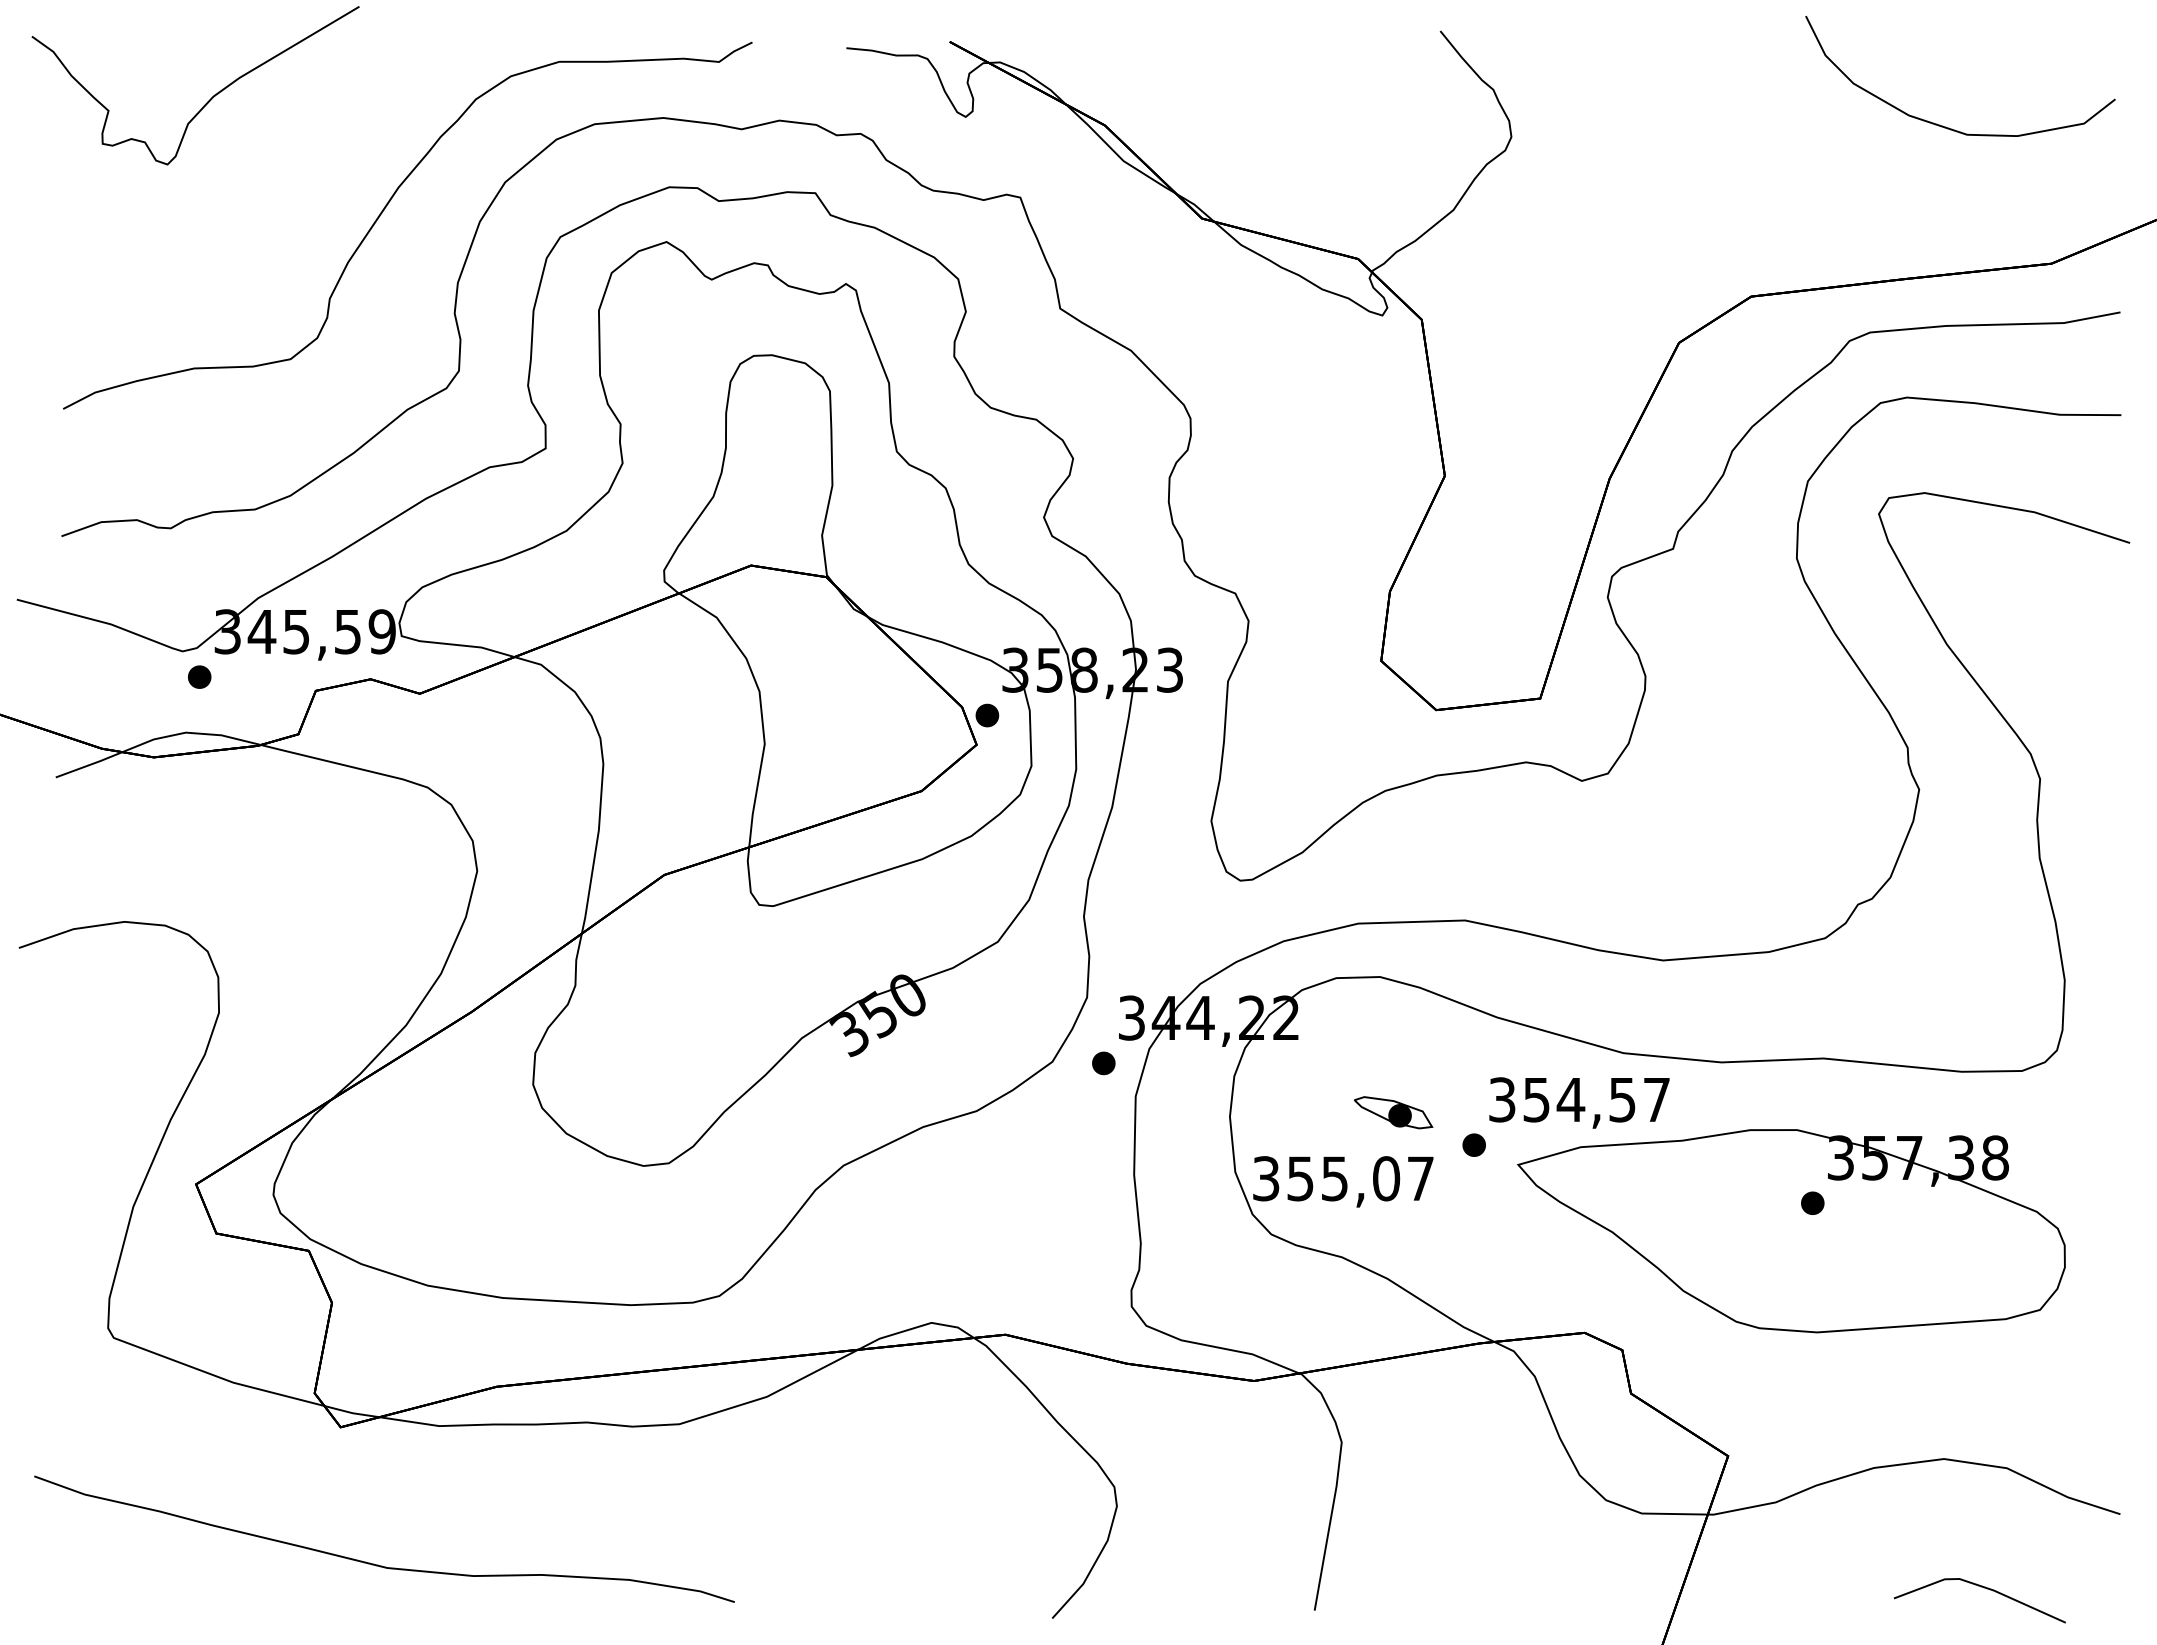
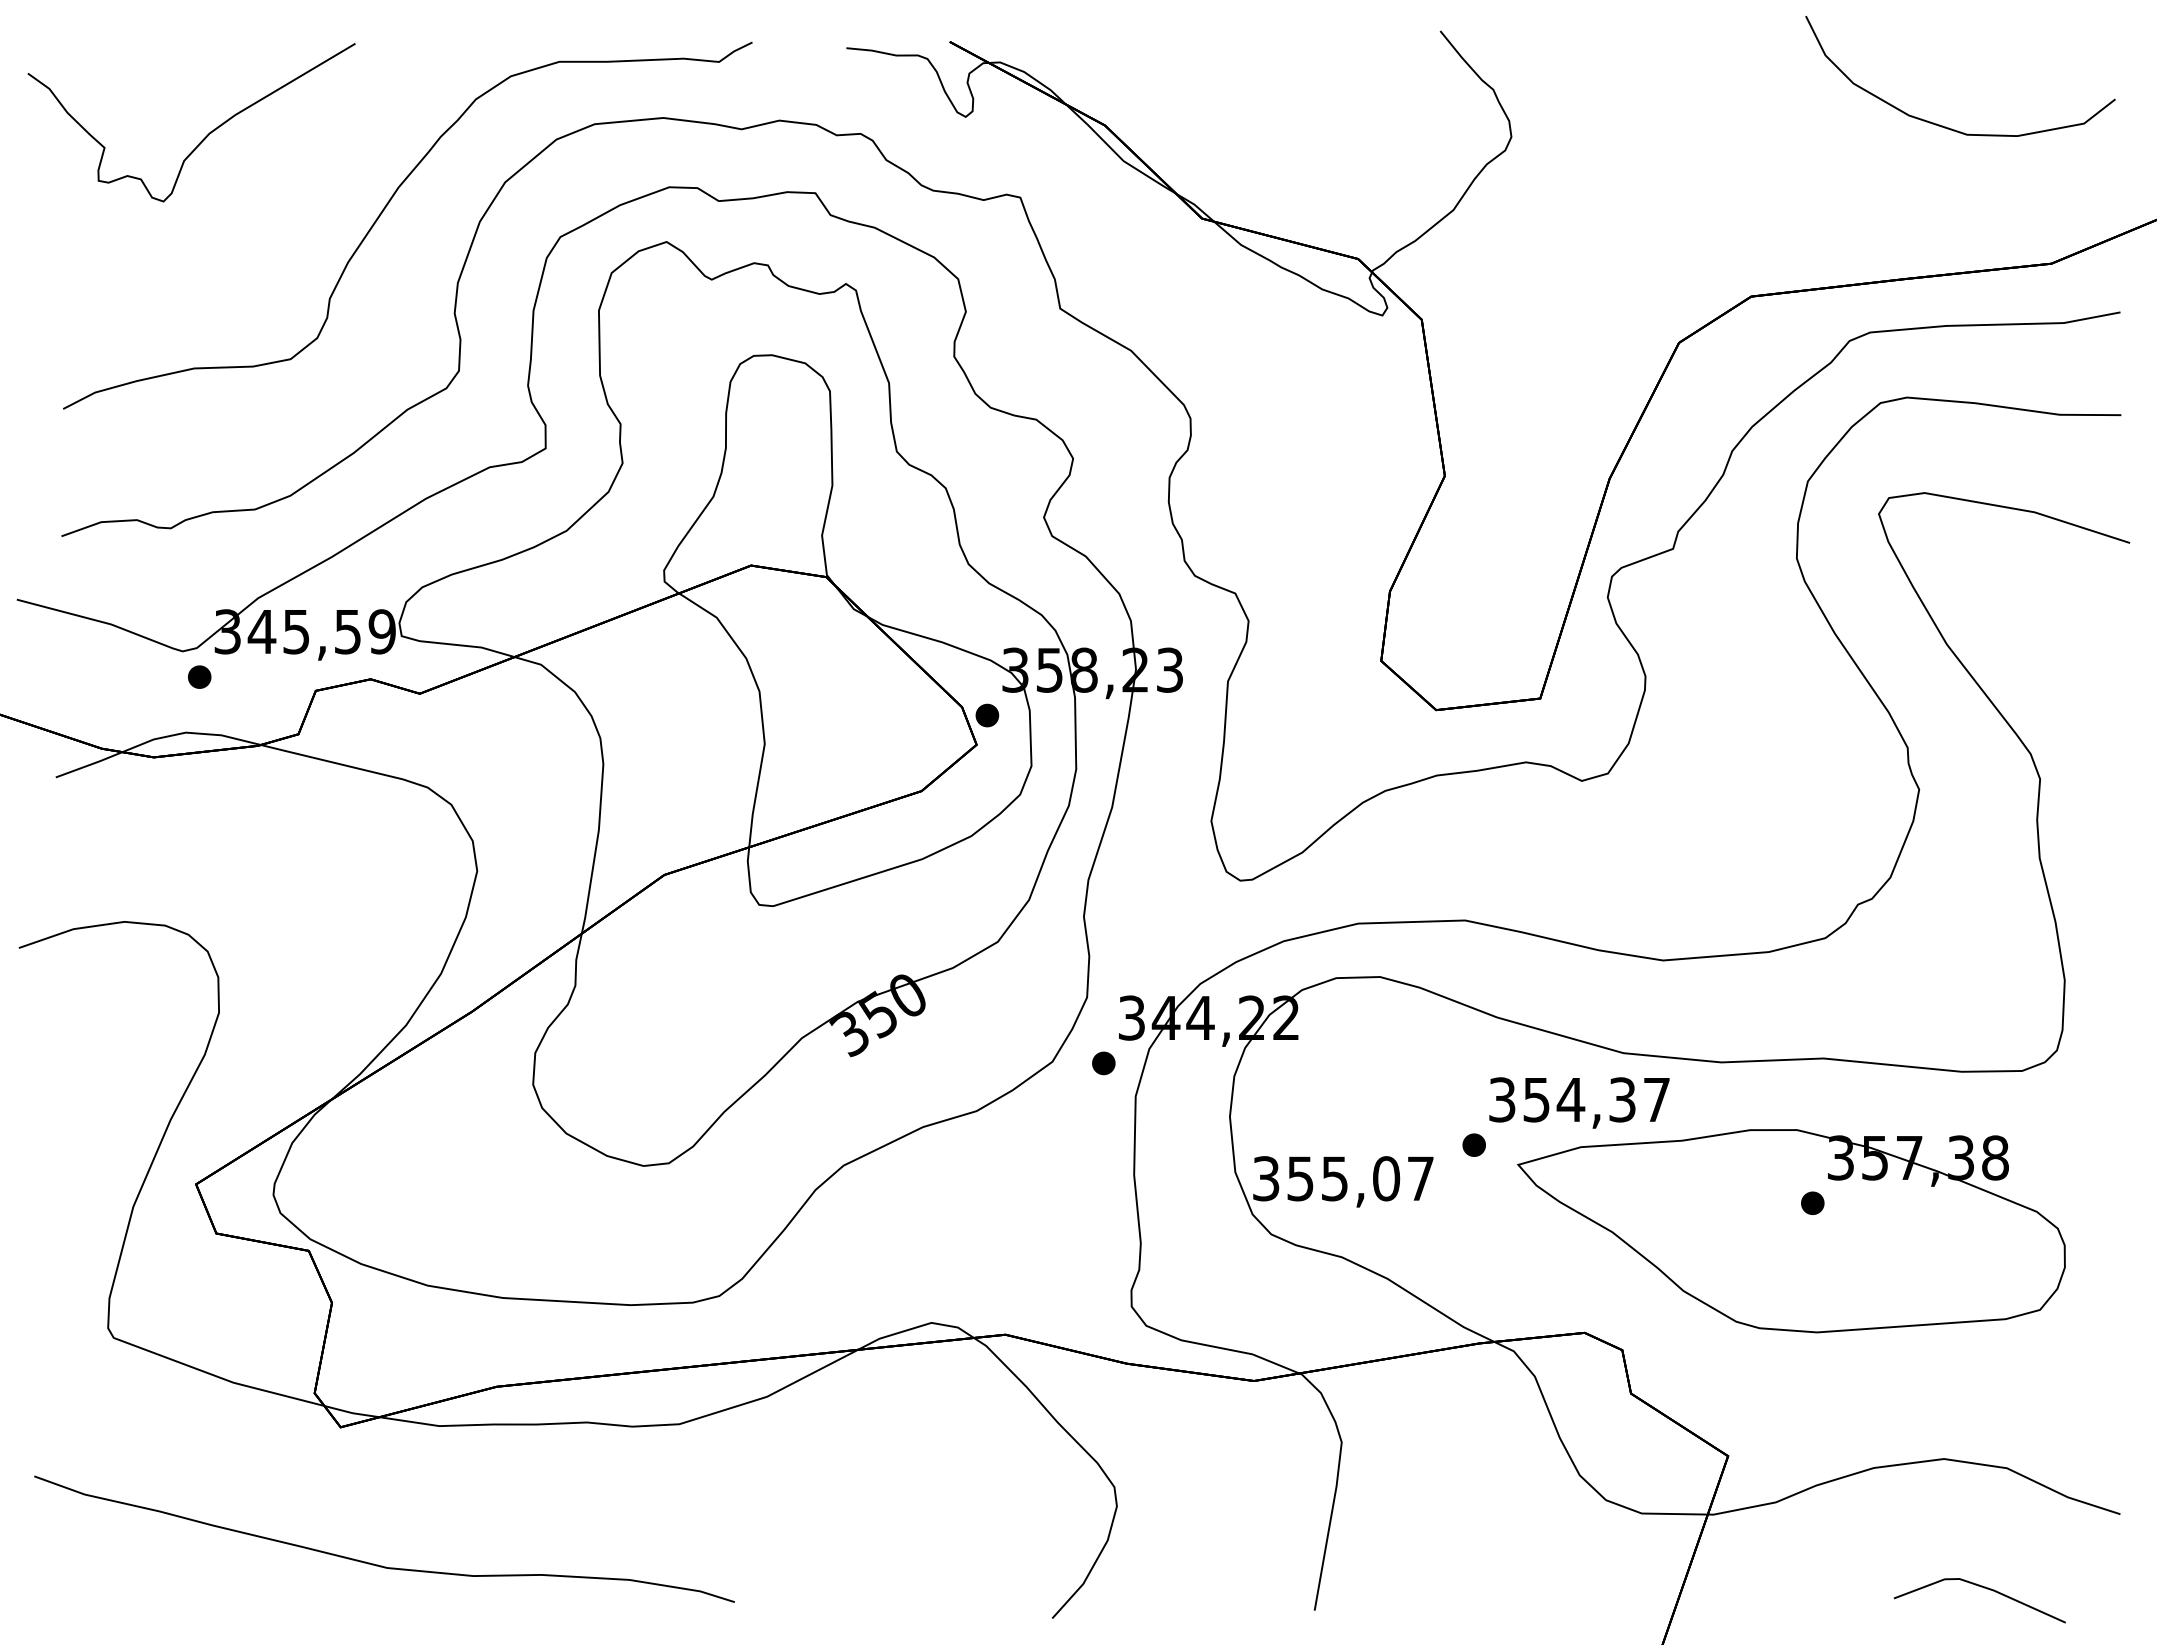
part position: (209, 99) -> (205, 136) (205, 136)
text: 354,57 -> 354,37 (1622, 1099)
part: present -> none (1393, 1112)
